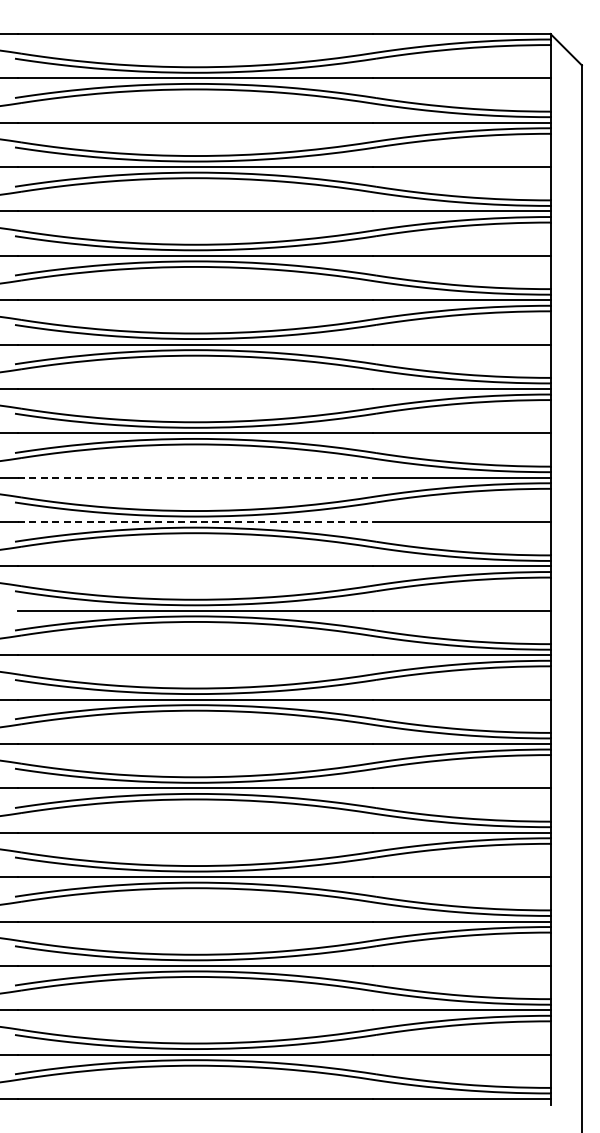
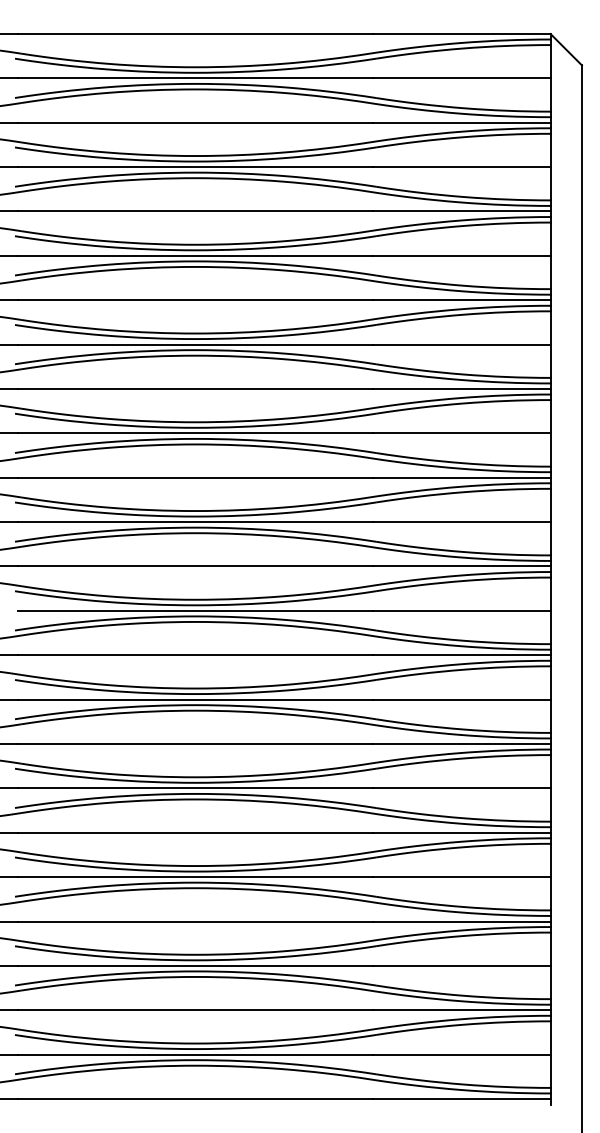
line: dashed -> solid (195, 477)
line: dashed -> solid (195, 522)
